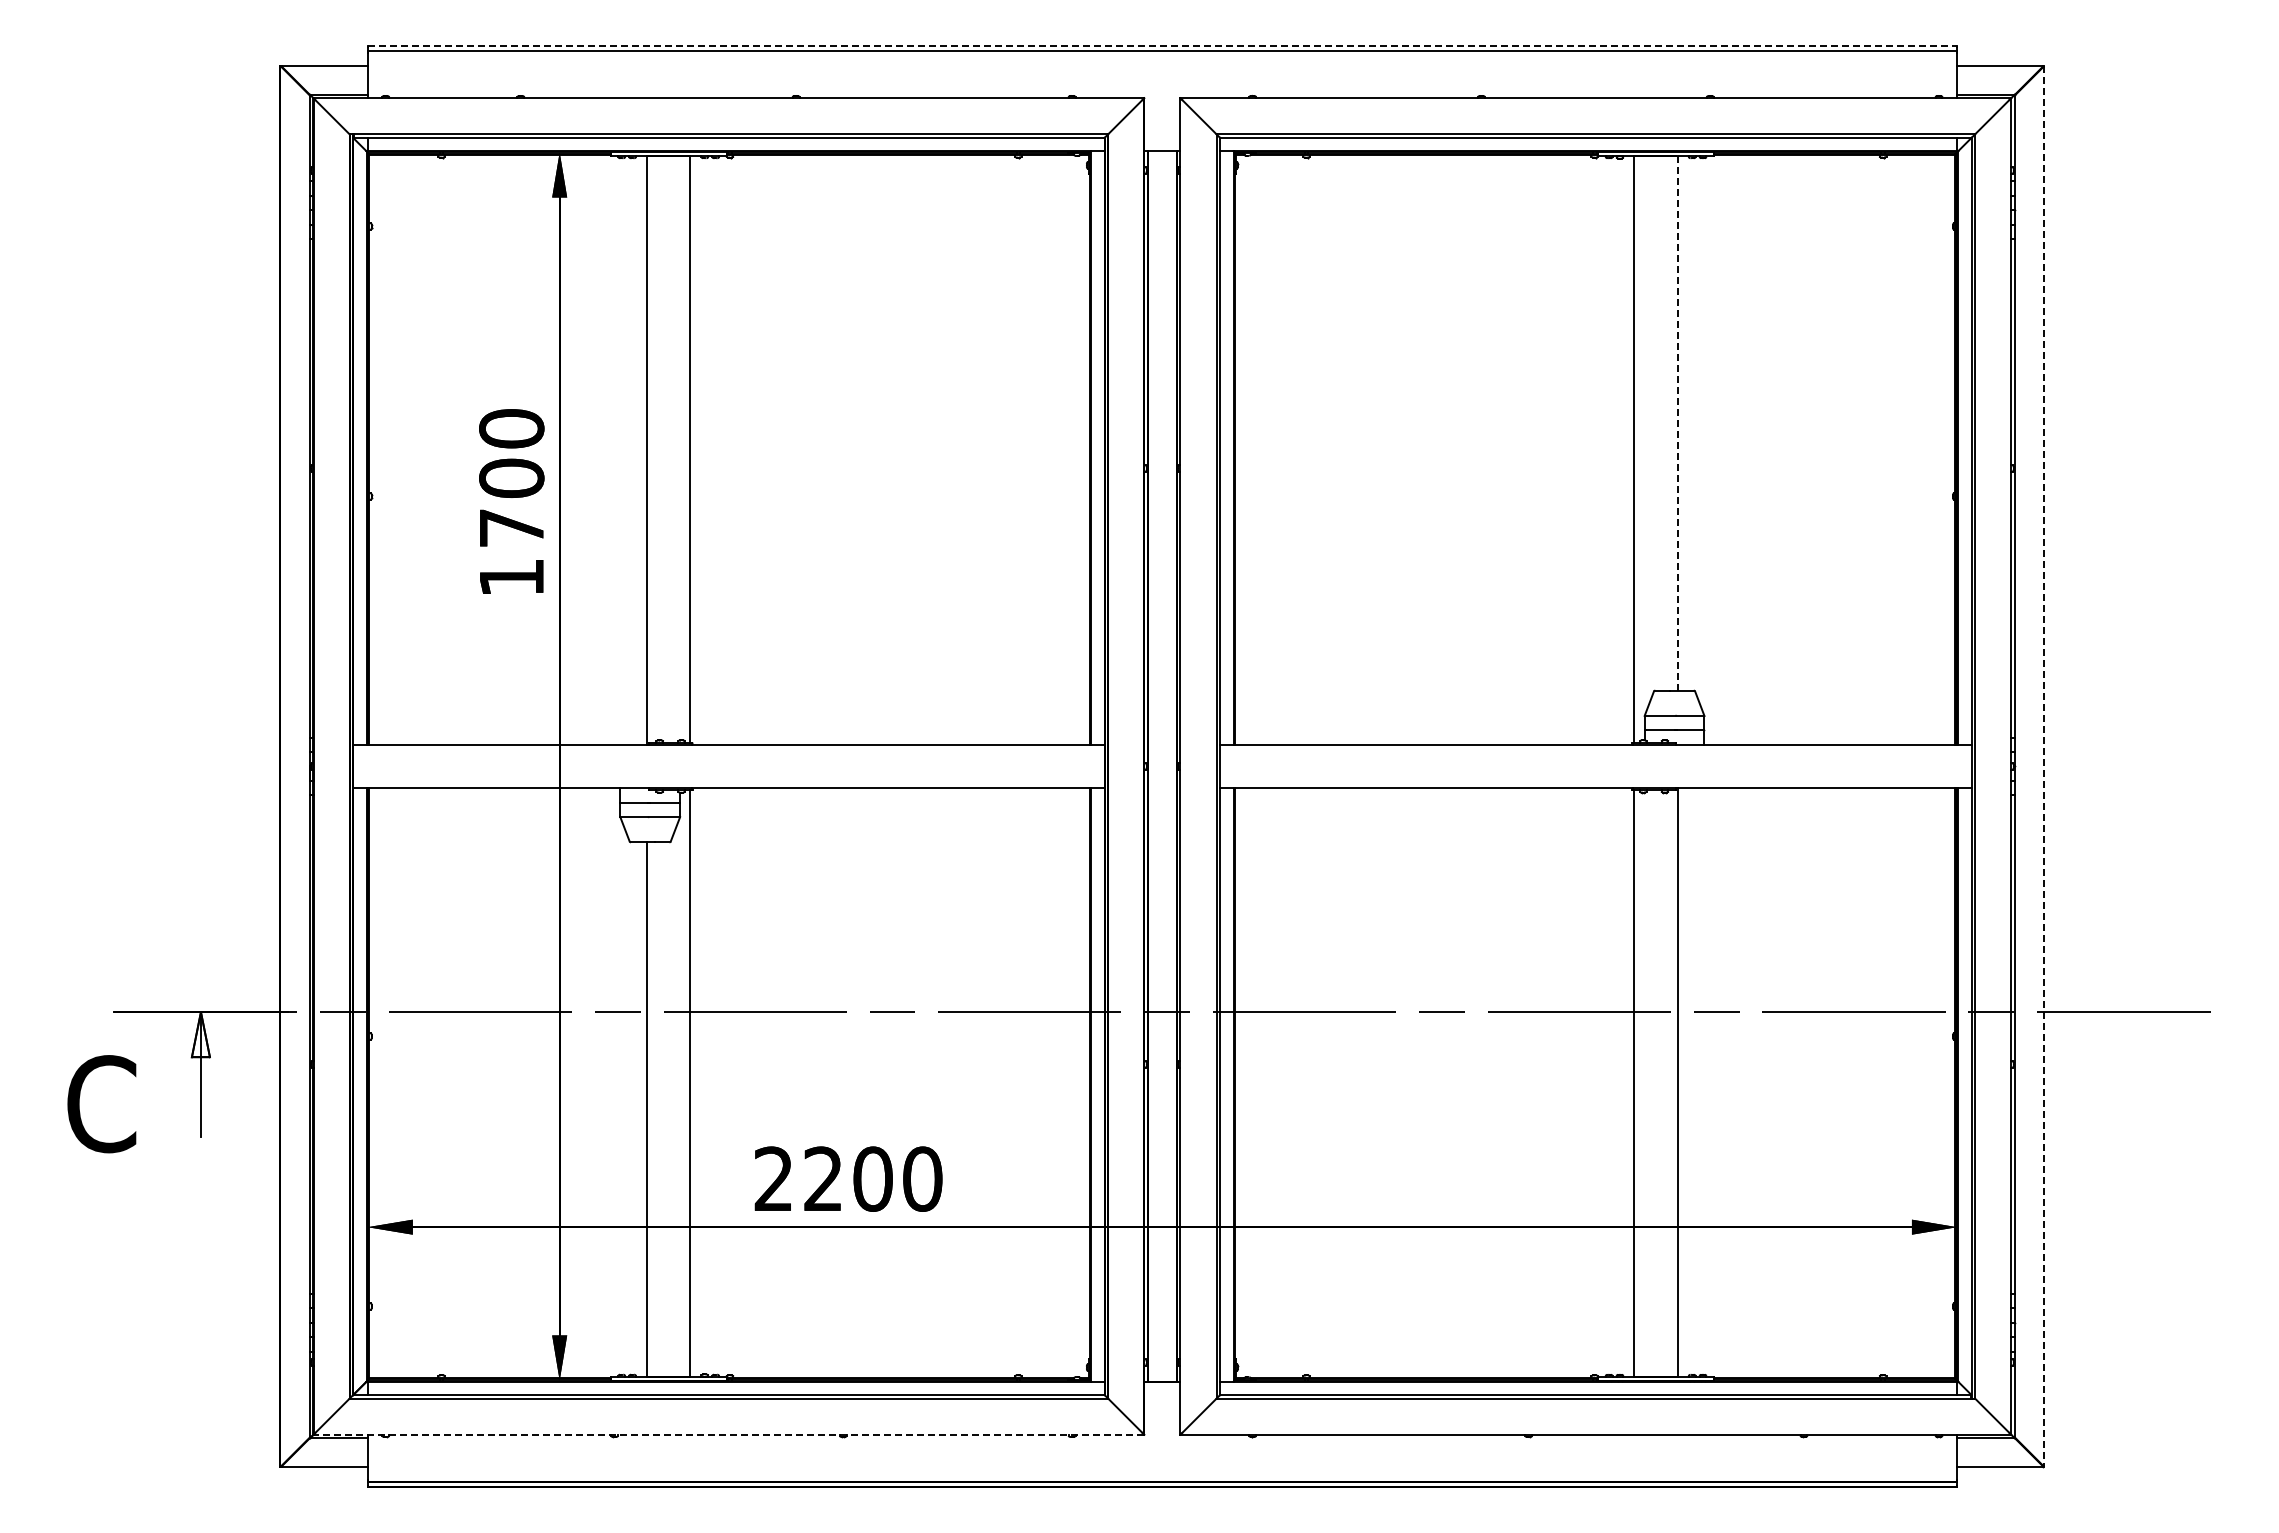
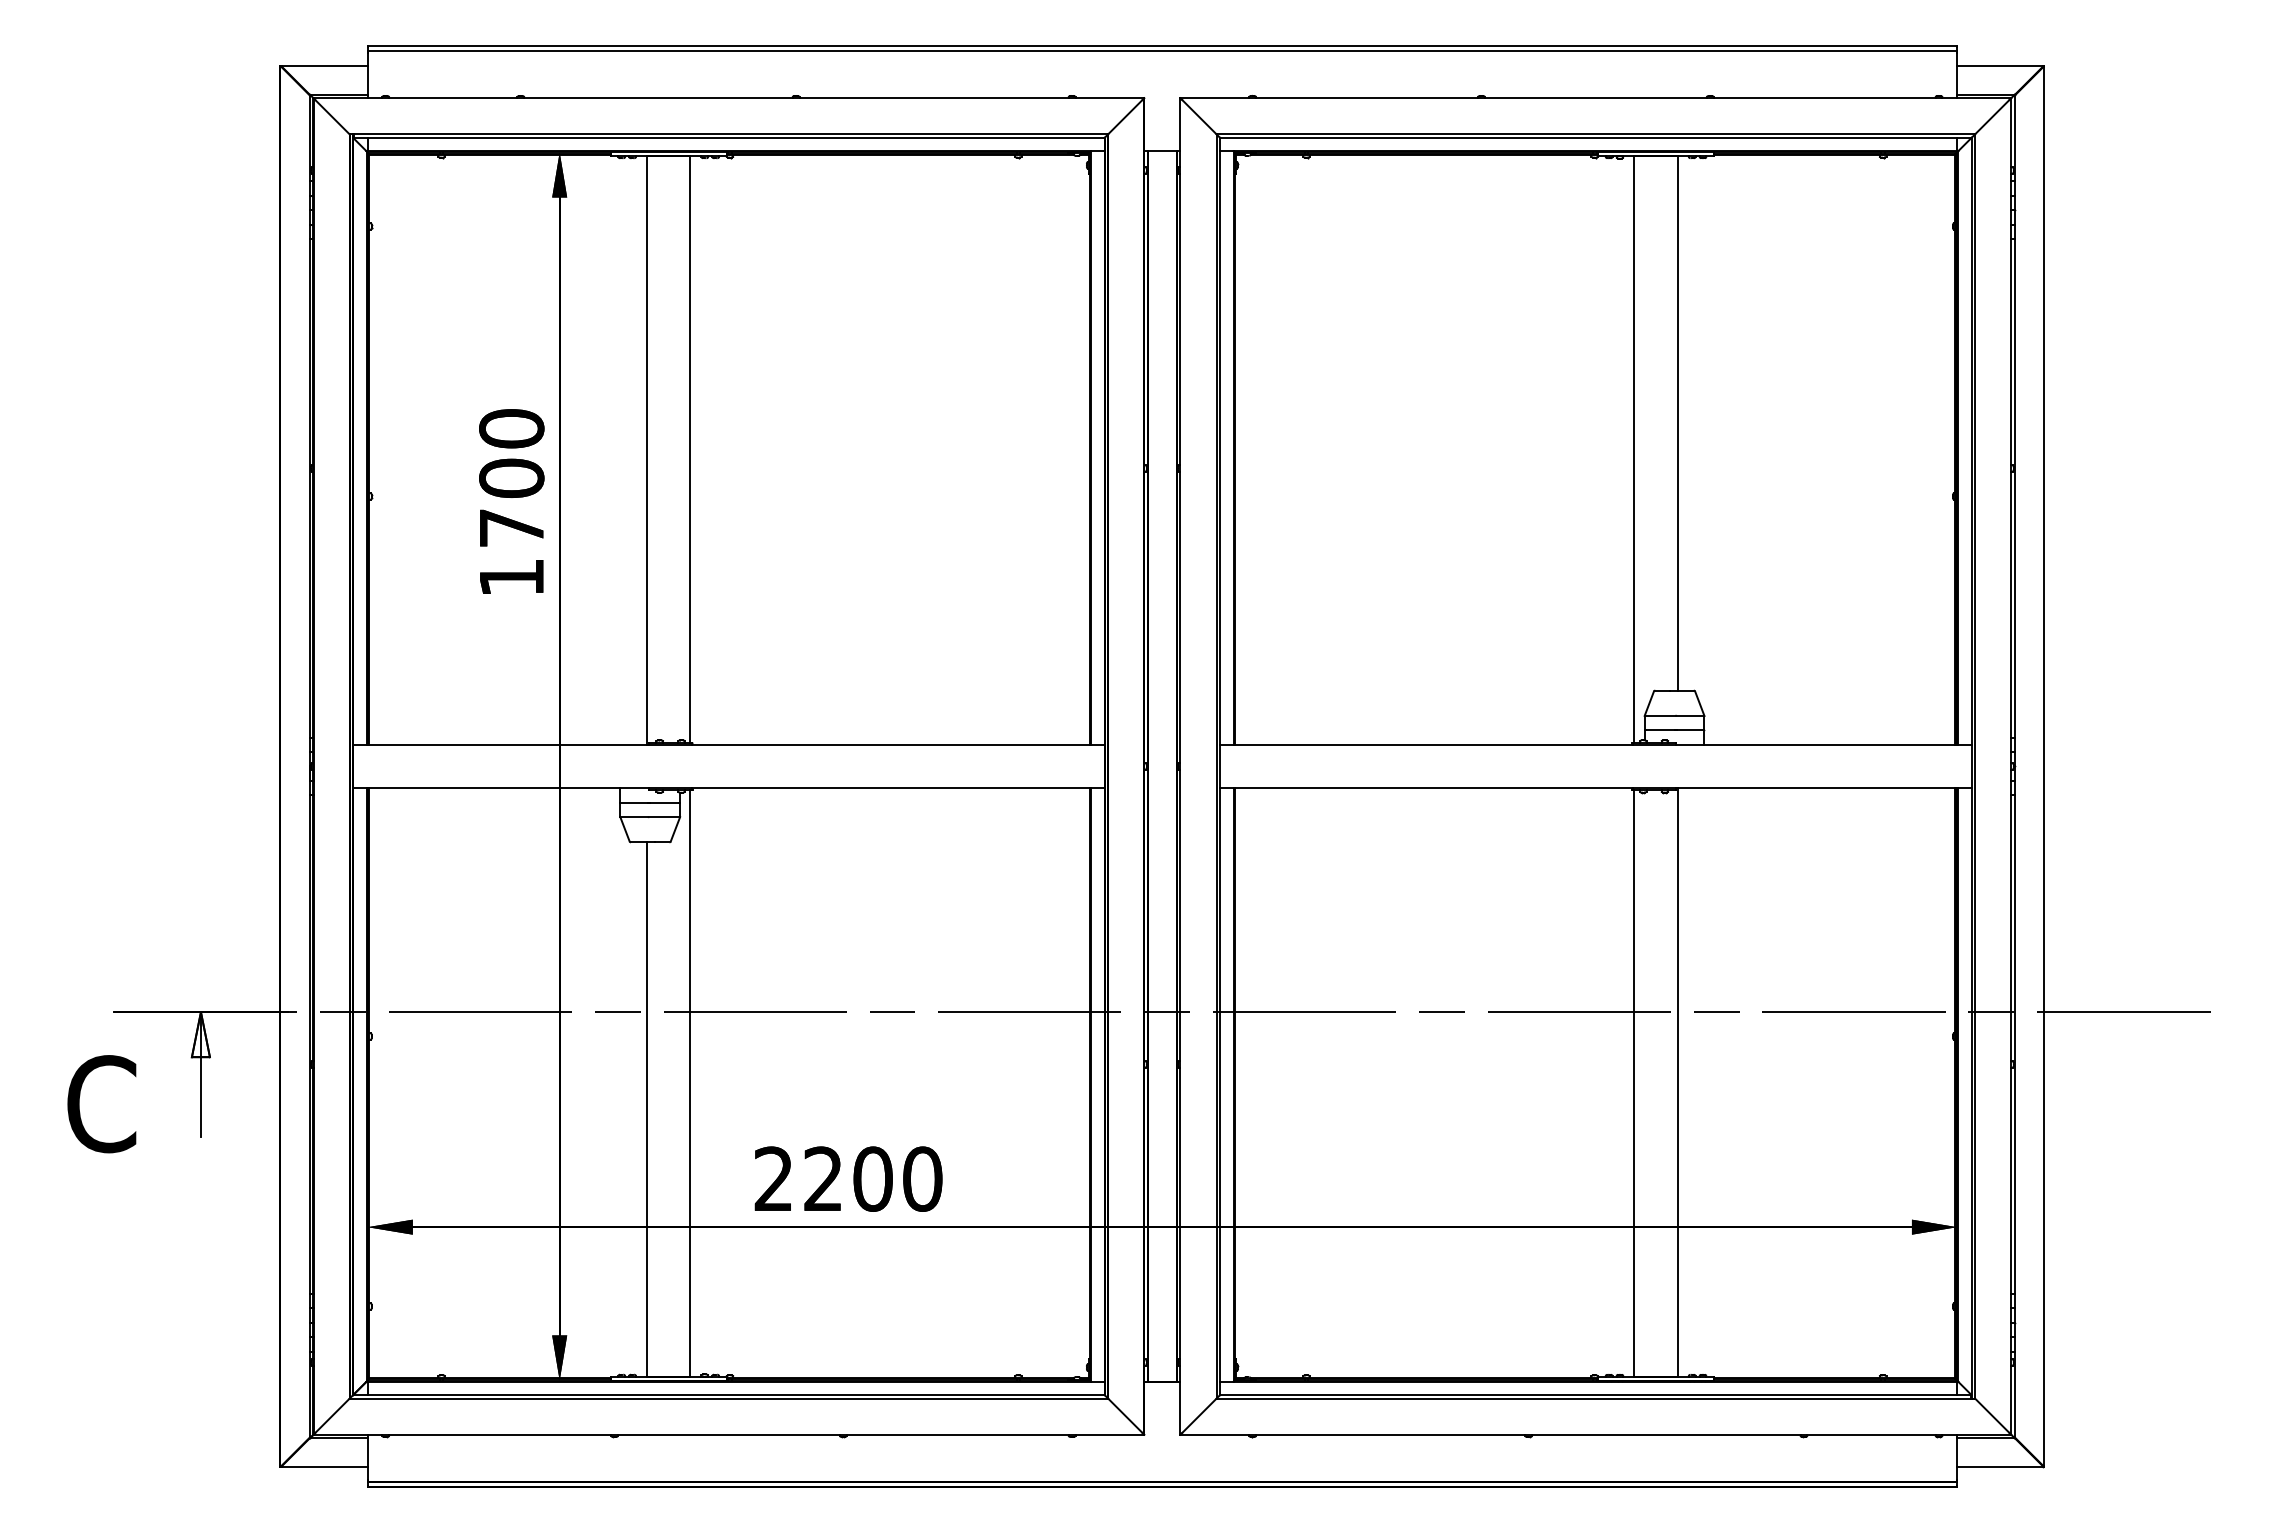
line: dashed -> solid (1162, 45)
line: dashed -> solid (1677, 422)
line: dashed -> solid (2044, 767)
line: dashed -> solid (728, 1434)
